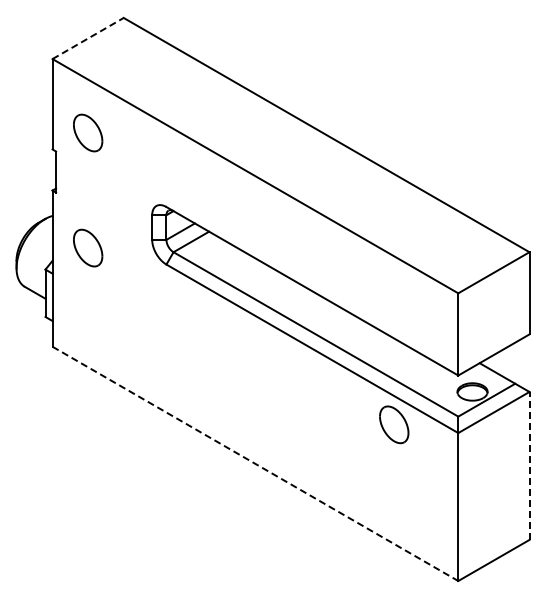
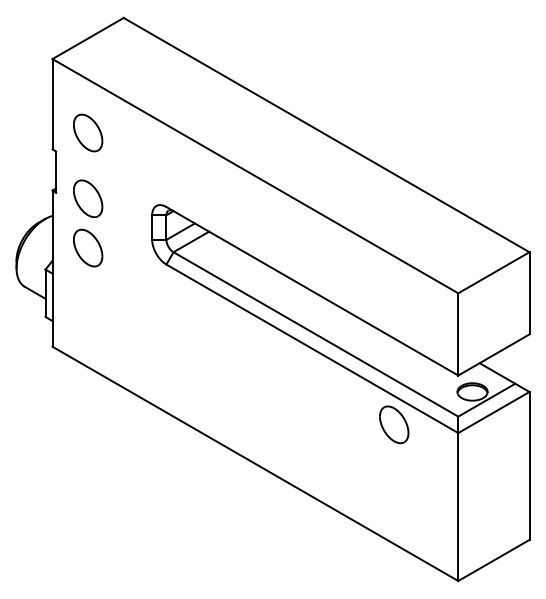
line: dashed -> solid (88, 38)
part: none -> present (88, 198)
line: dashed -> solid (255, 464)
line: dashed -> solid (529, 465)
